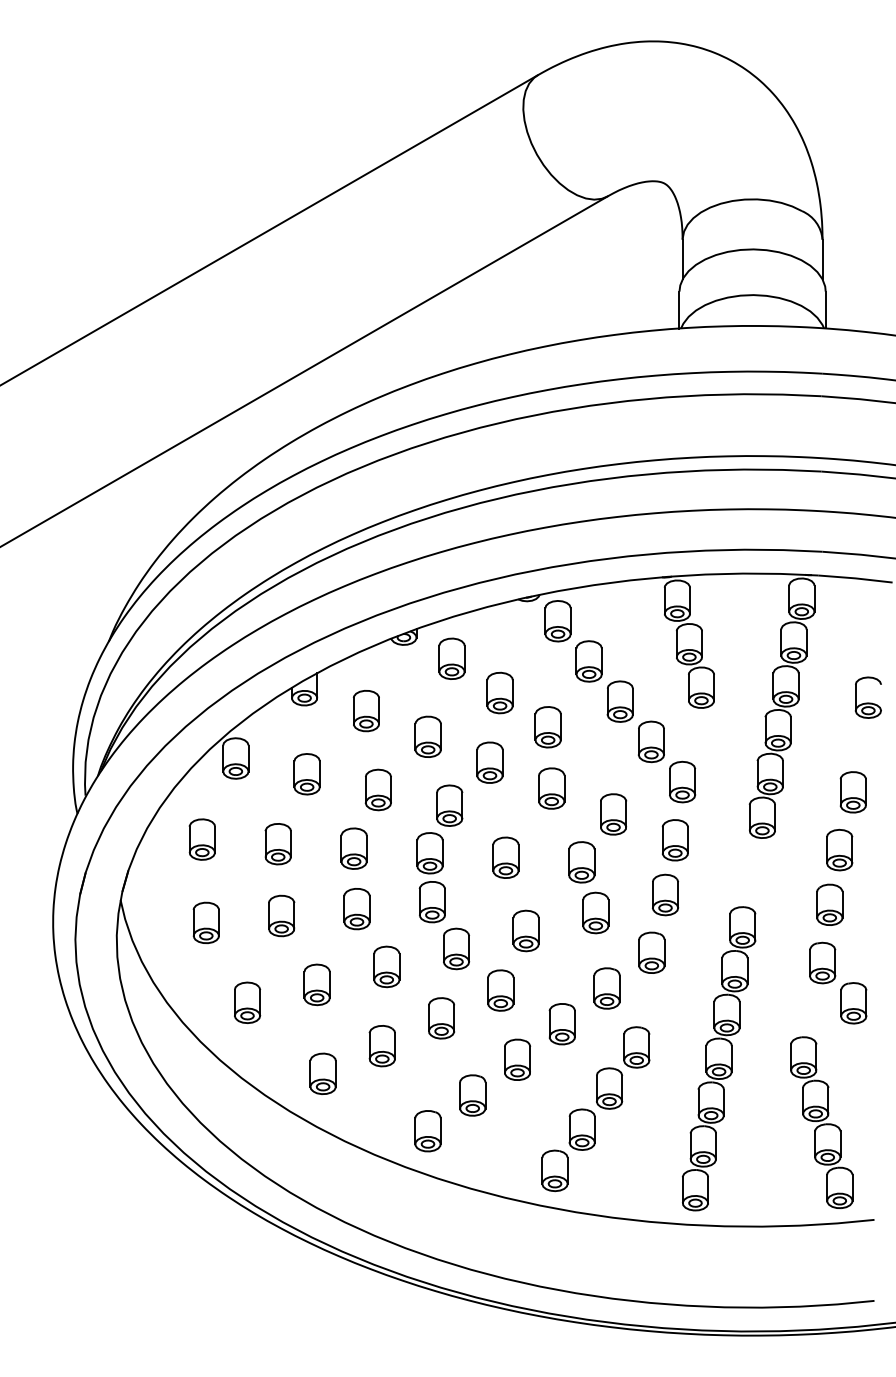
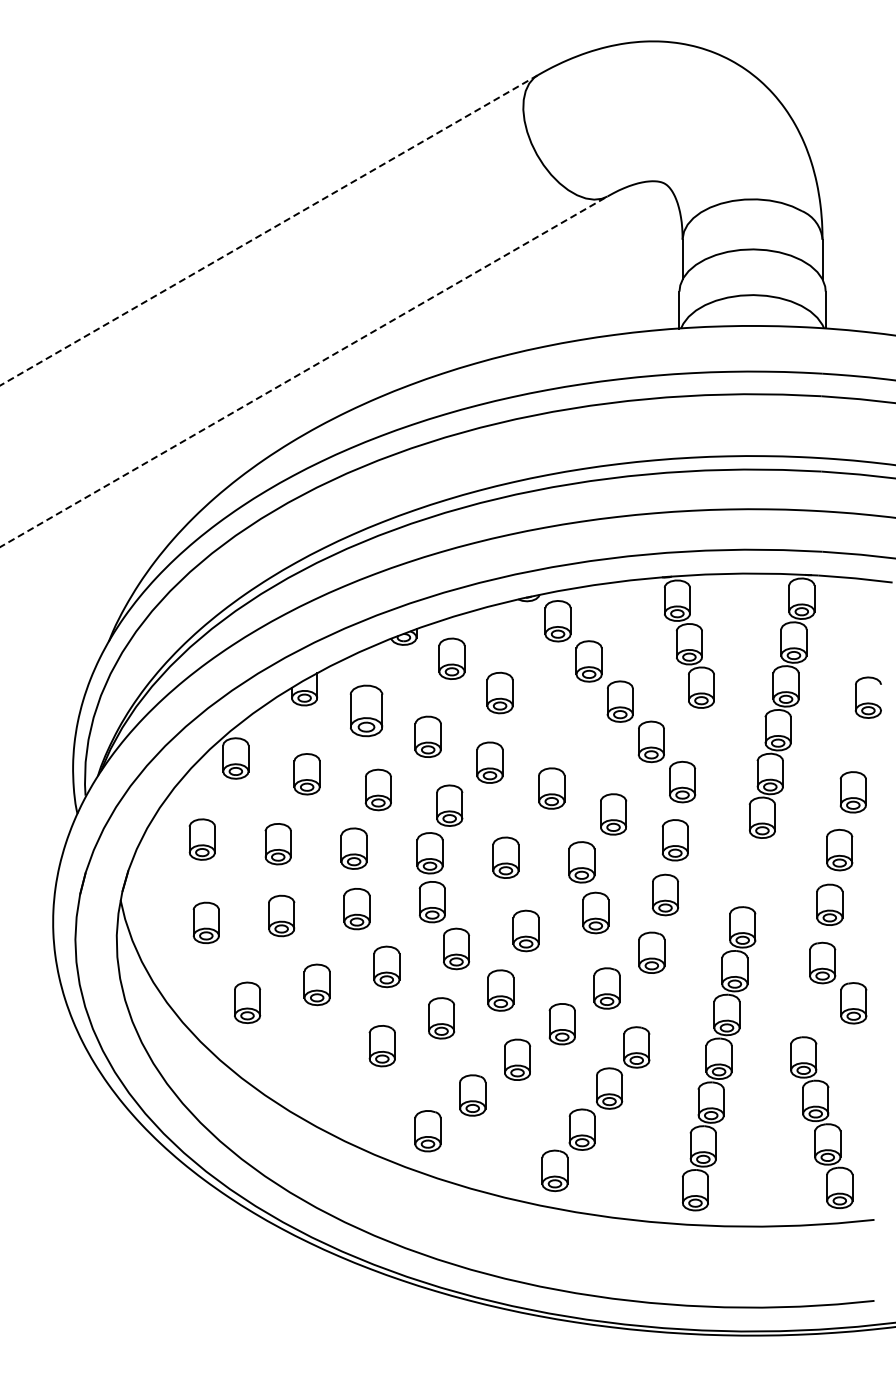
line: solid -> dashed (269, 230)
line: solid -> dashed (304, 371)
part size: 28x43 px -> 35x54 px (366, 710)
part: present -> none (547, 727)
part: present -> none (322, 1073)
